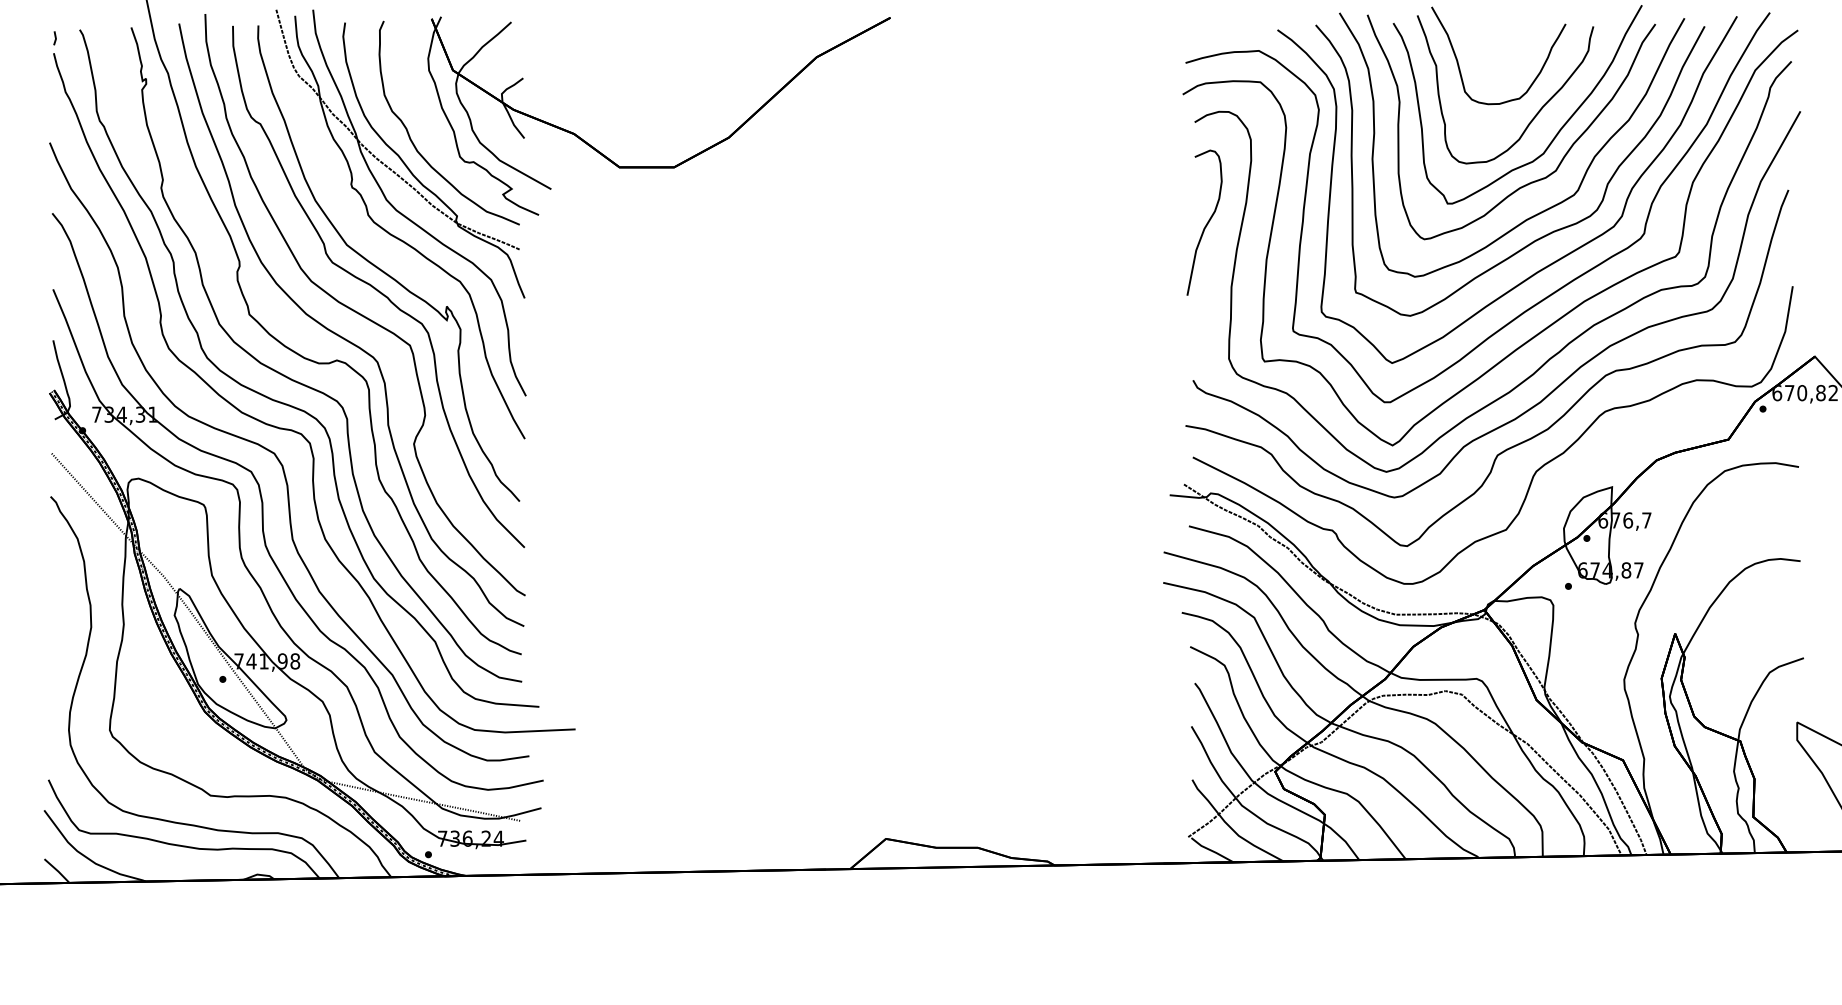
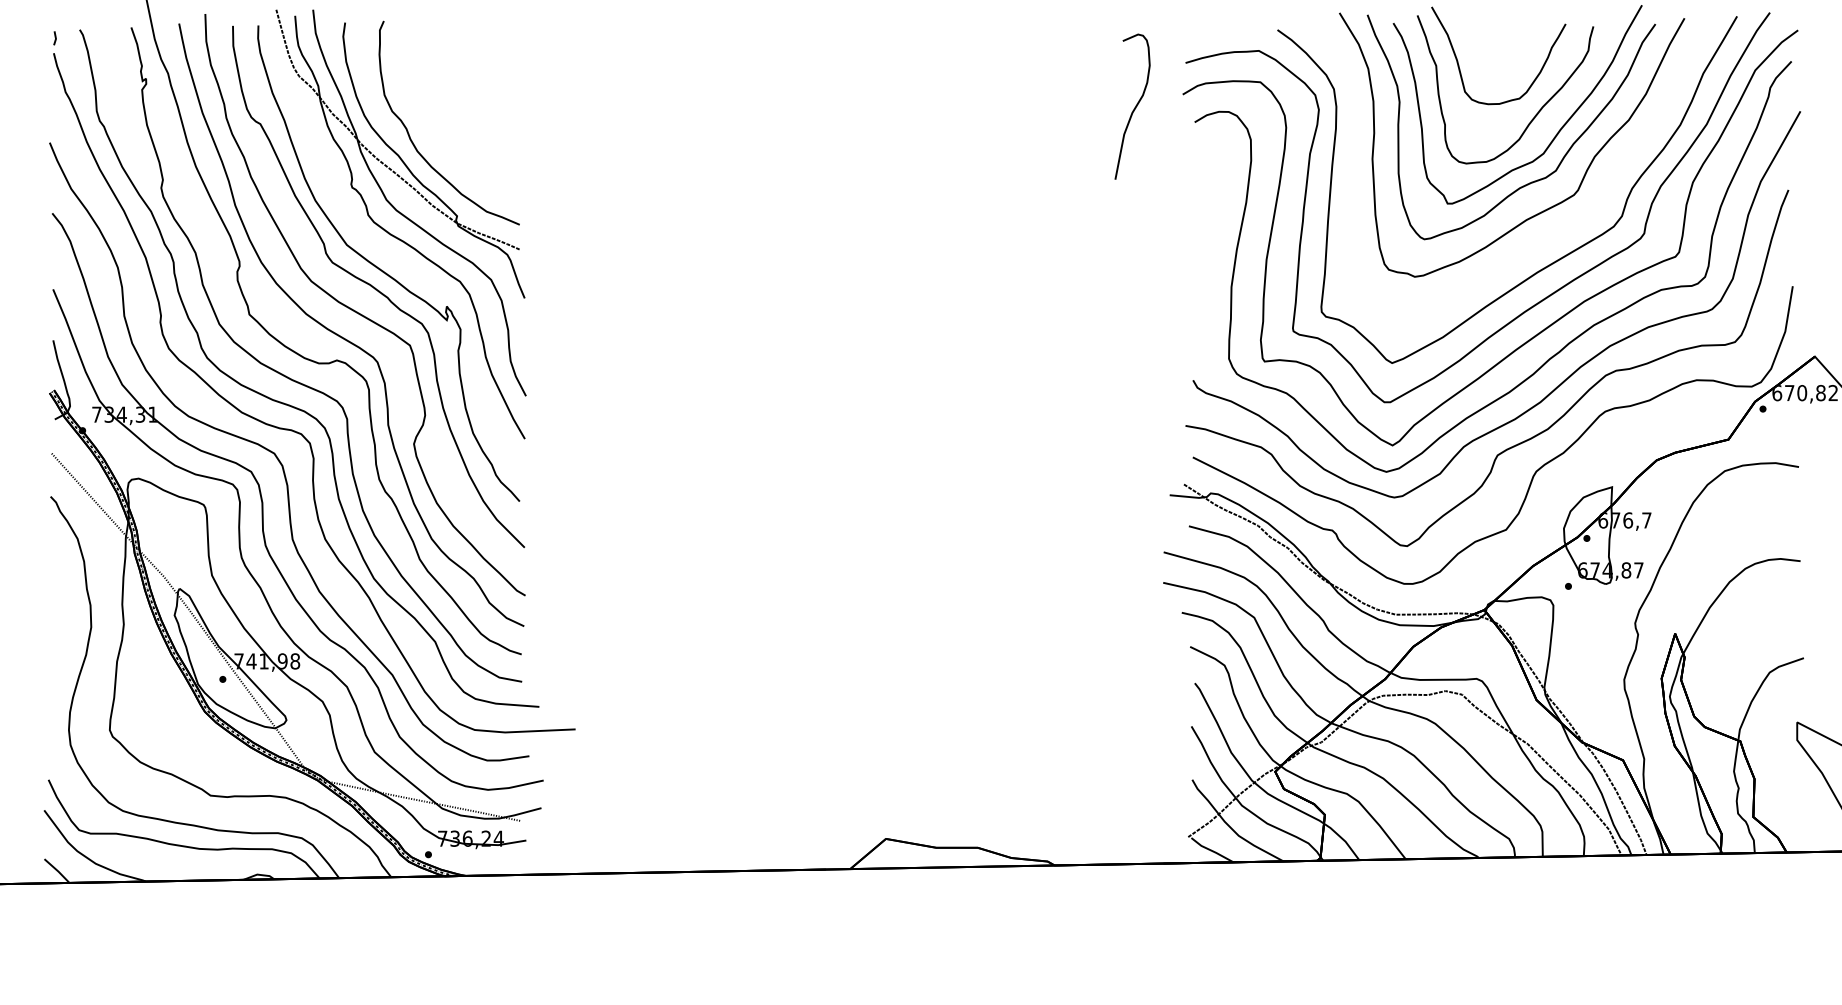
part: present -> none (658, 166)
curve position: (1206, 223) -> (1134, 107) (1134, 107)
curve: present -> none (1543, 235)
